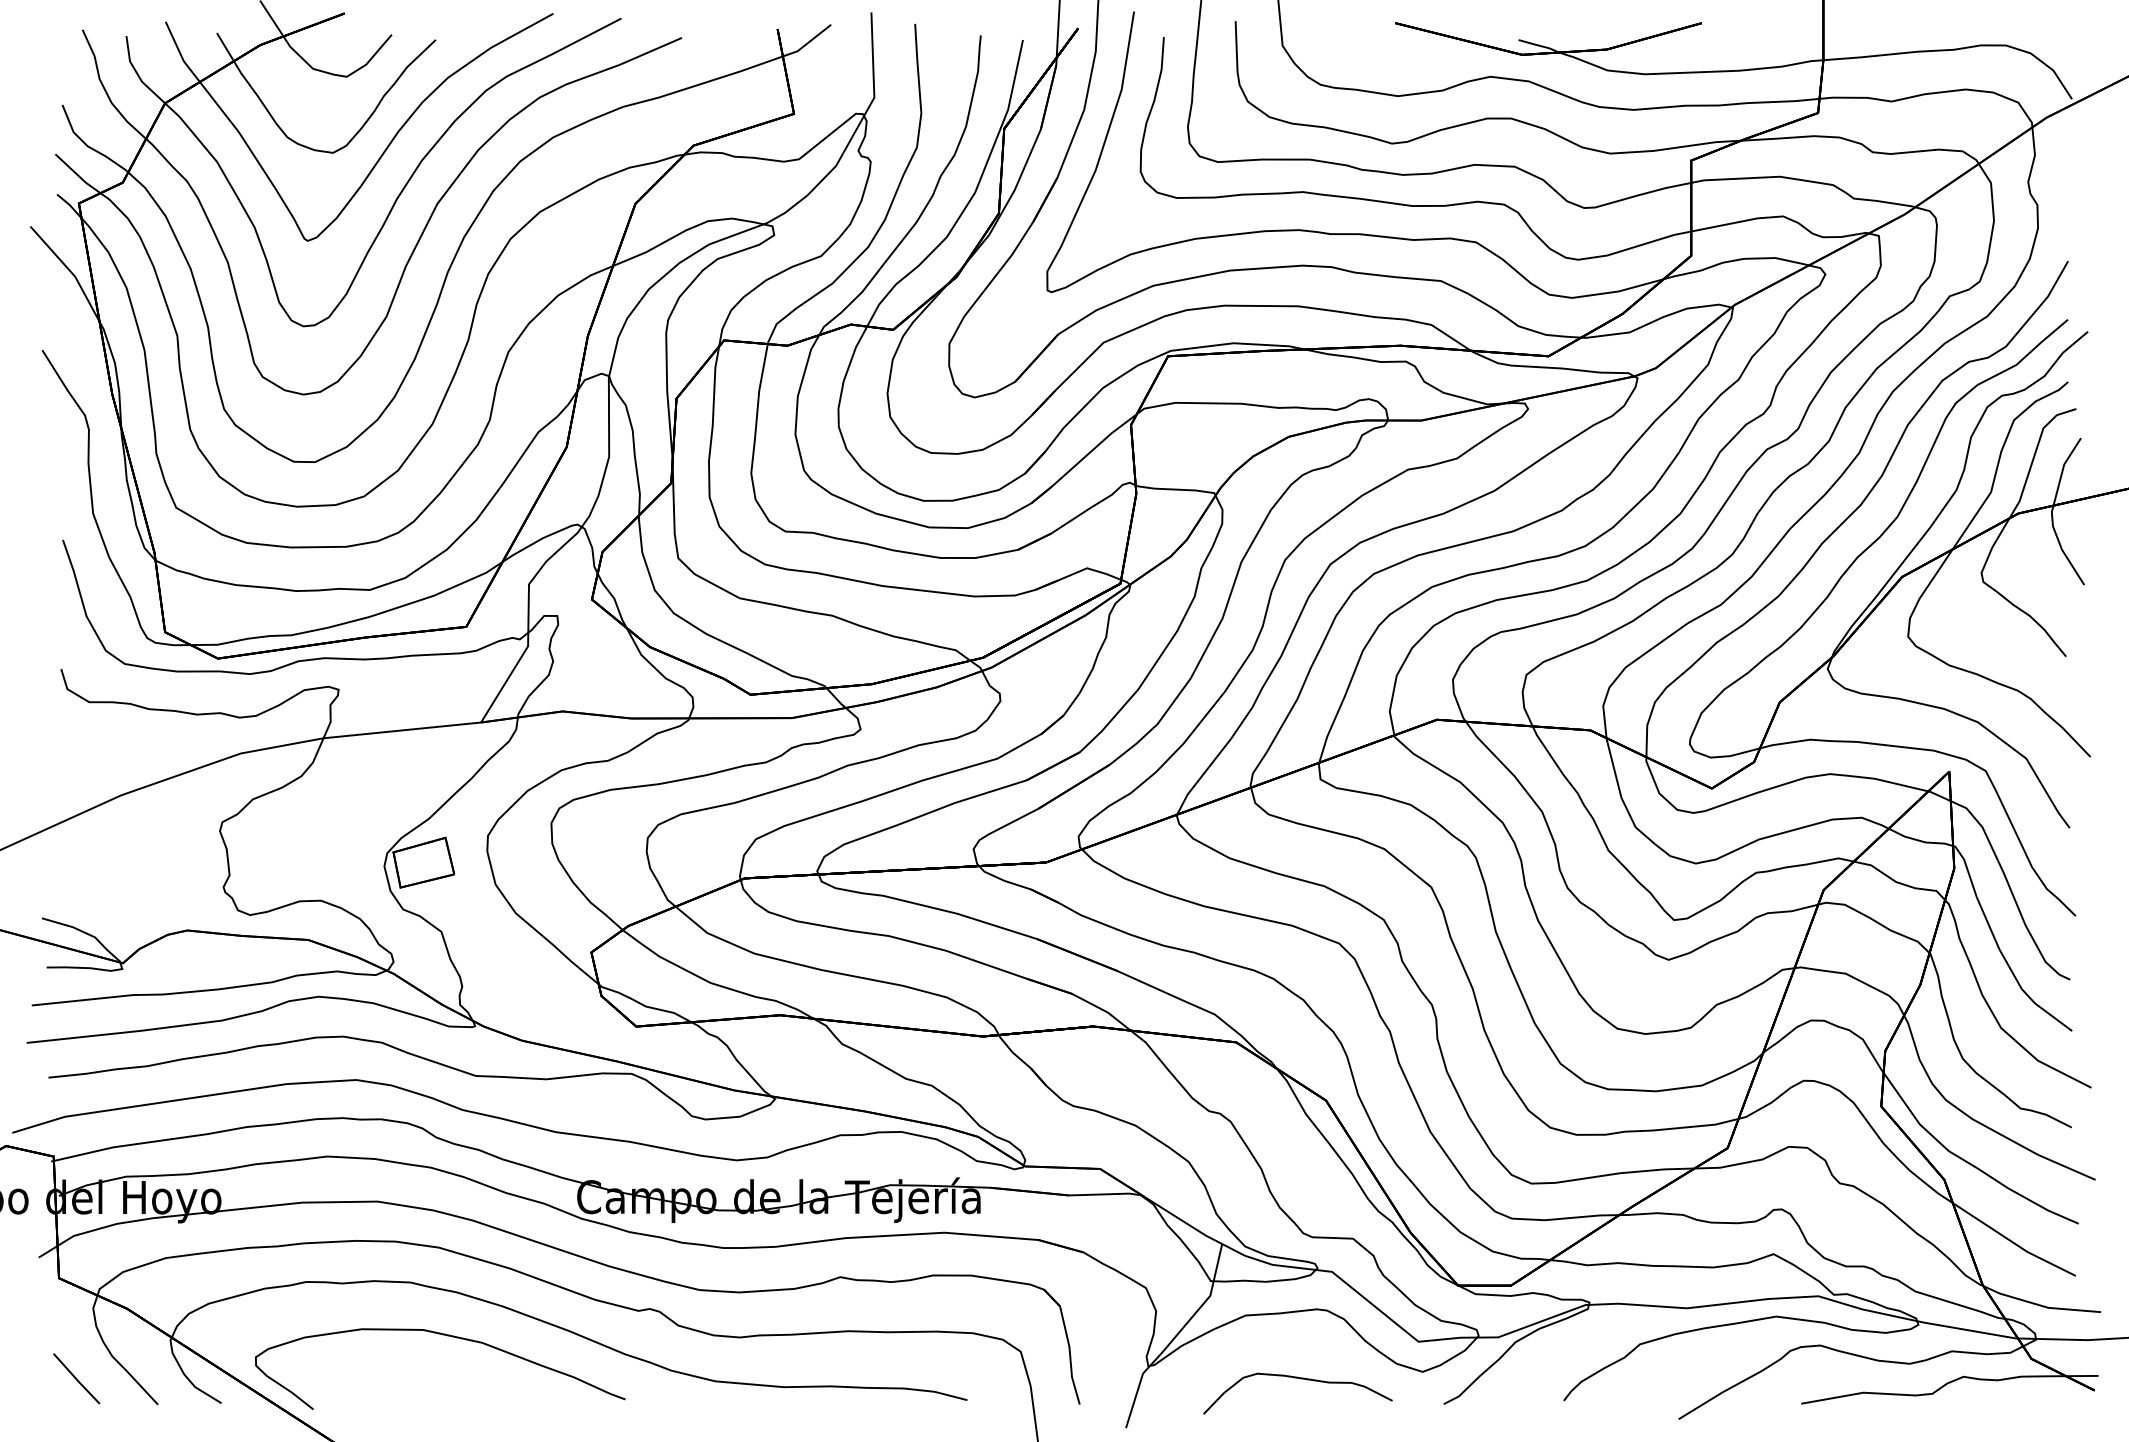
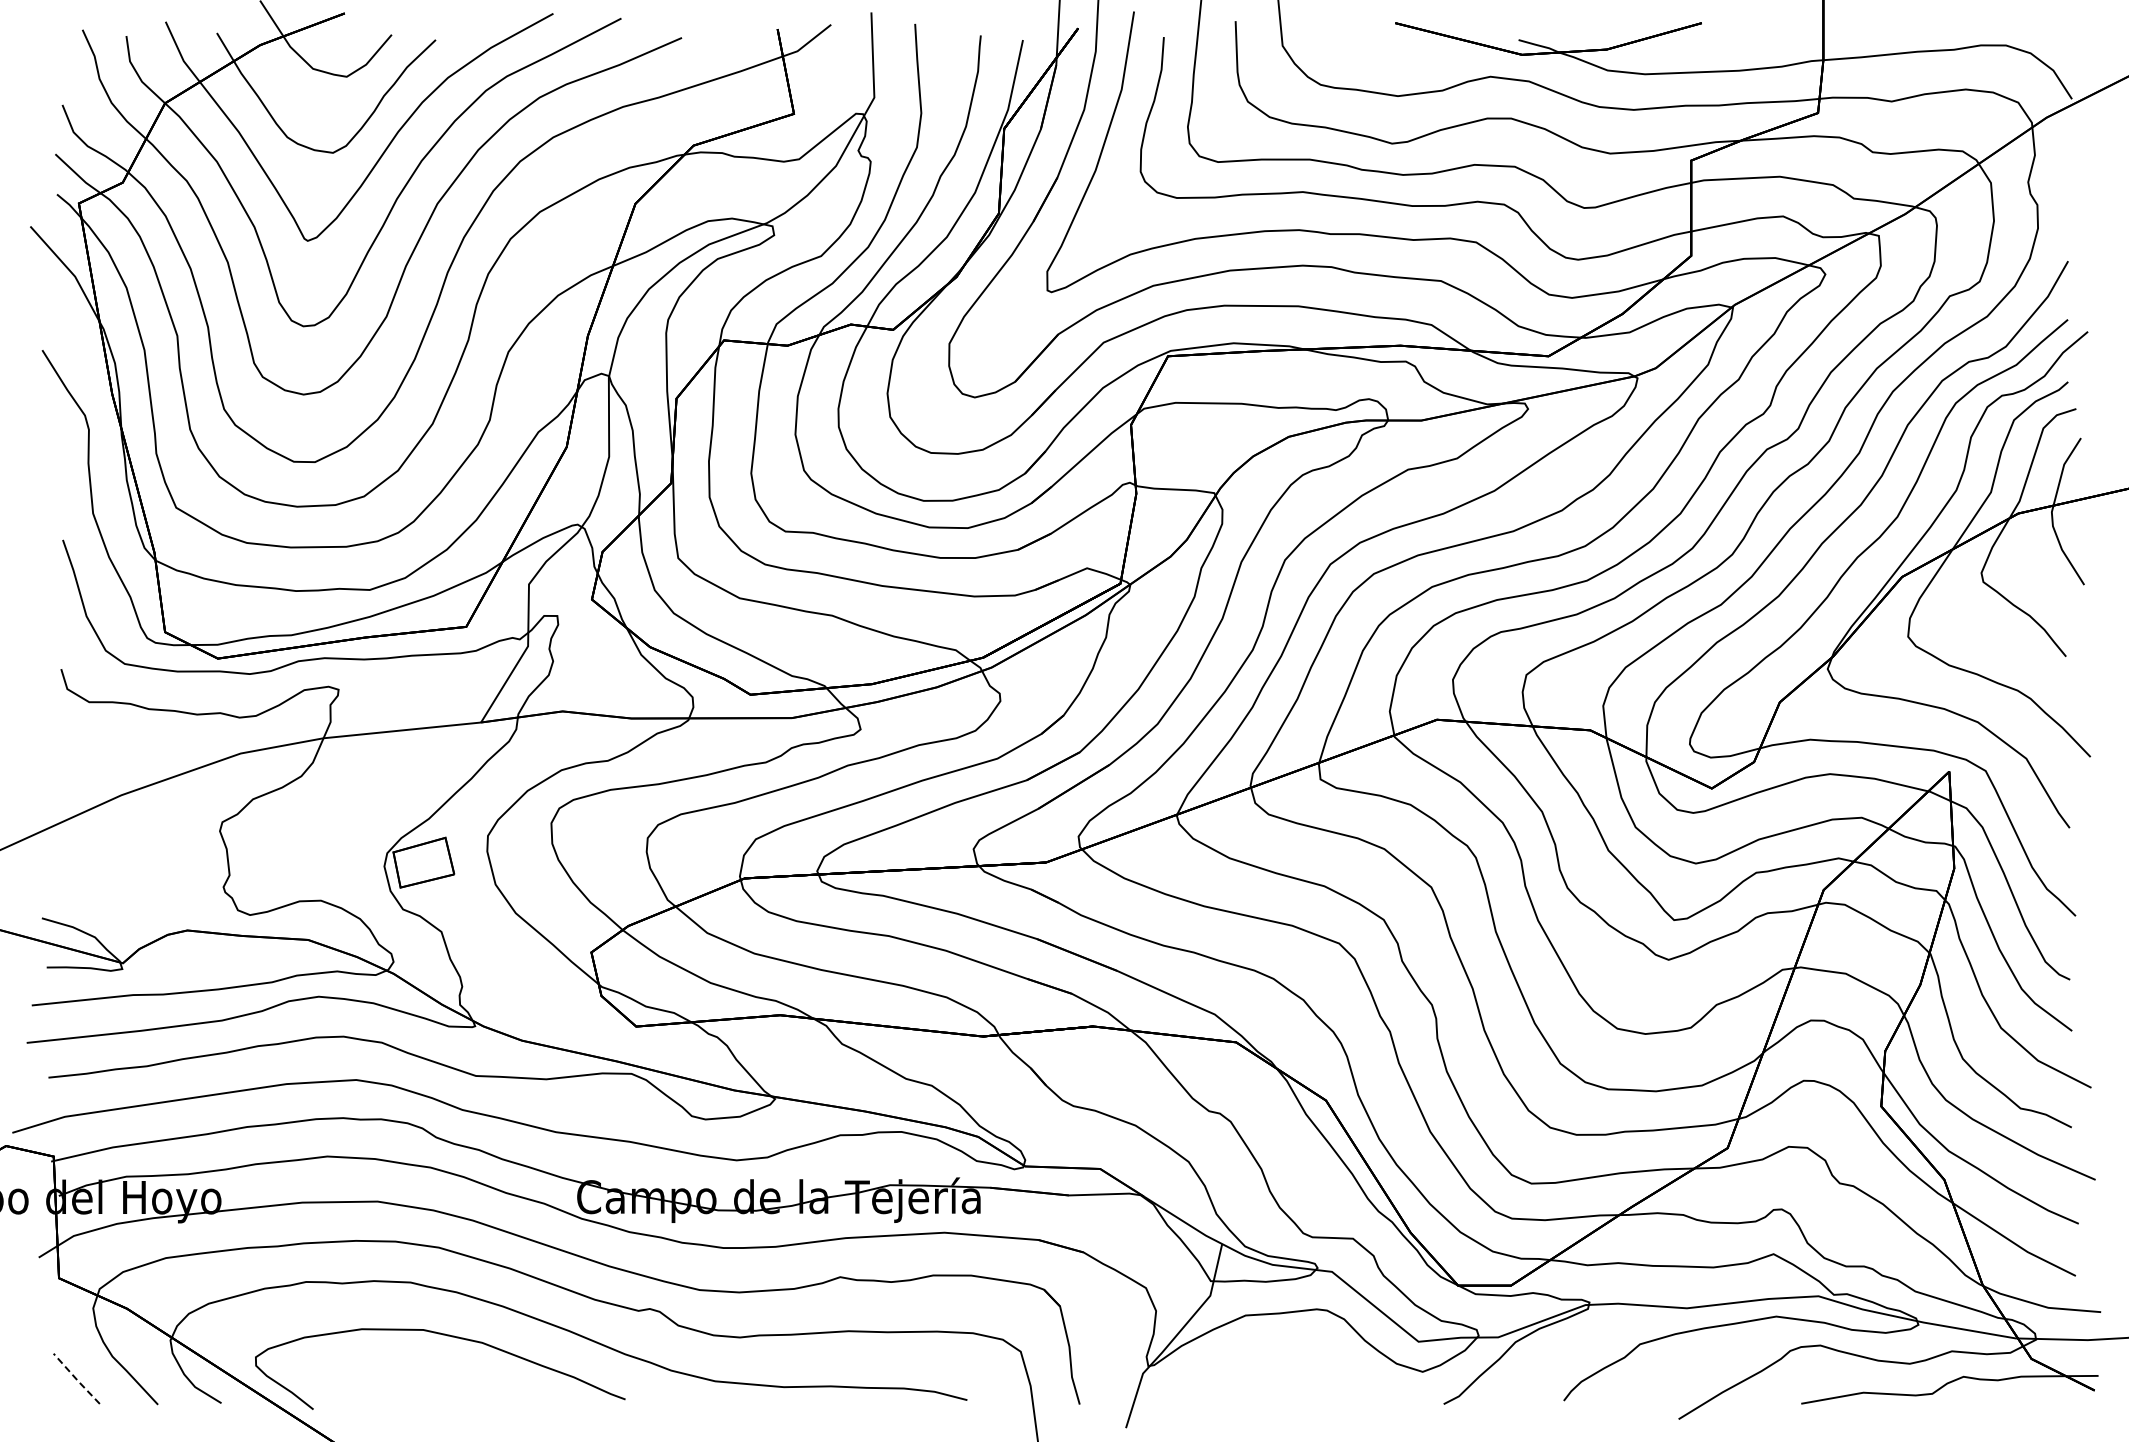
line: solid -> dashed (76, 1379)
curve: present -> none (1300, 1379)
